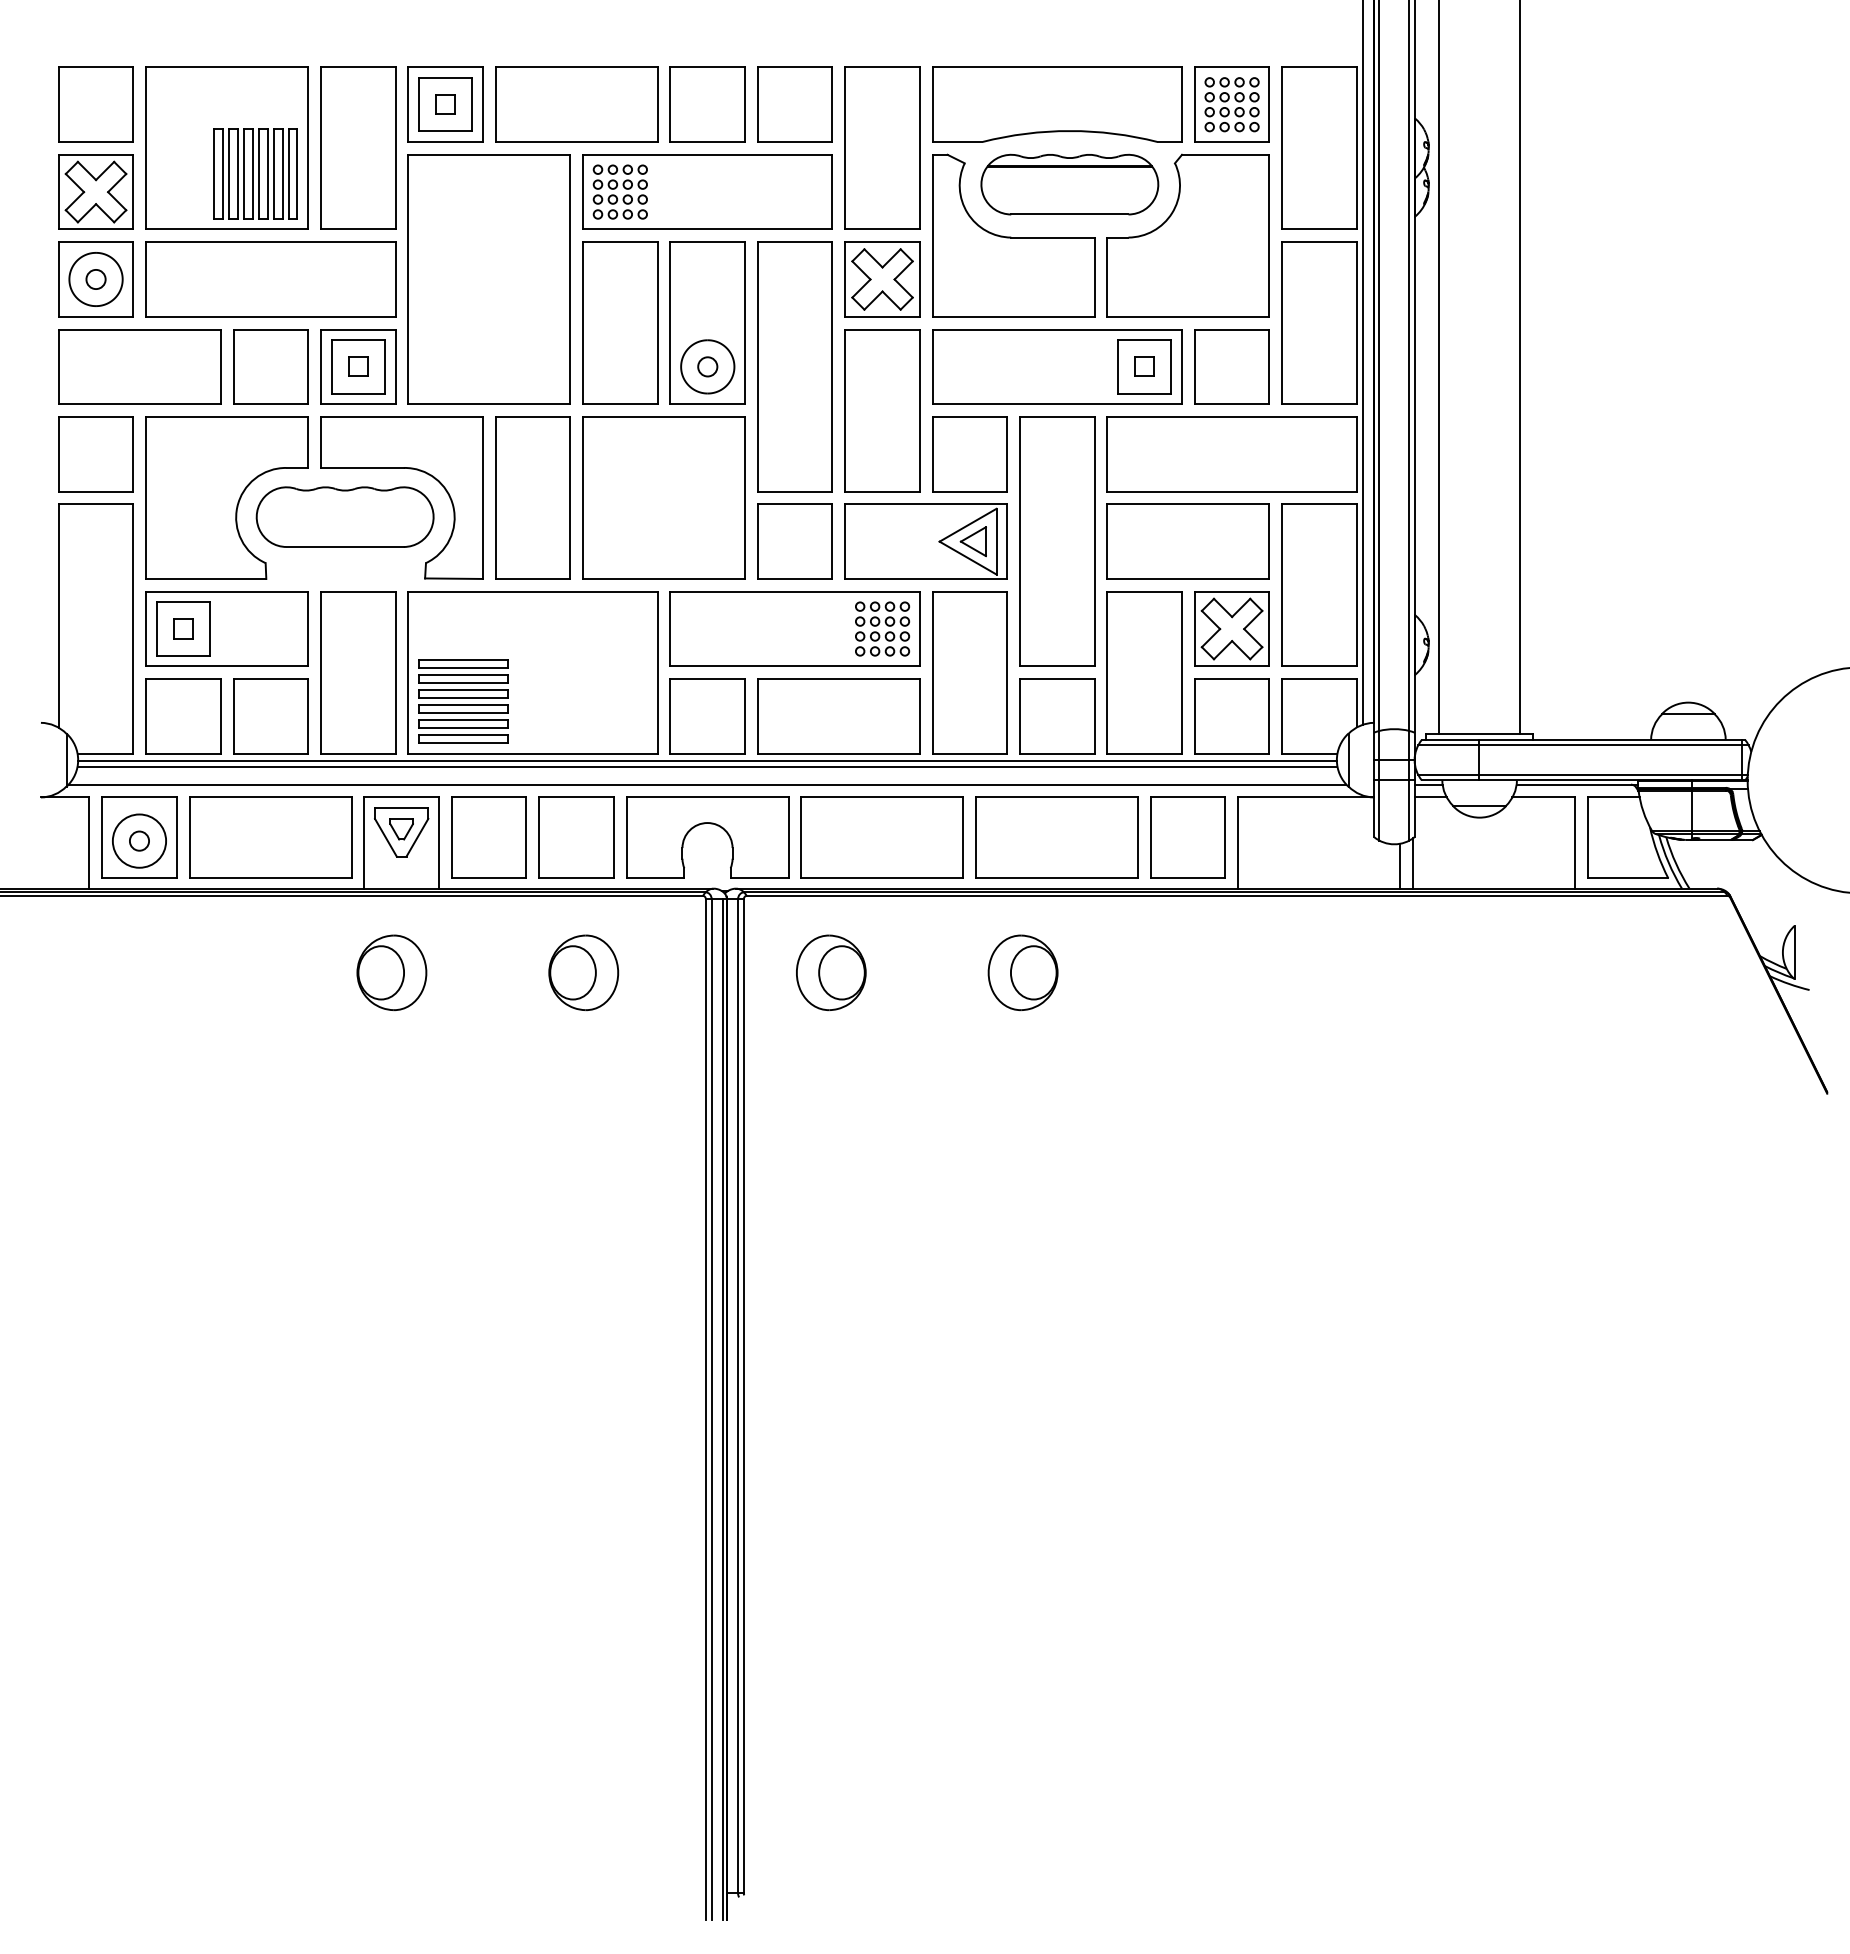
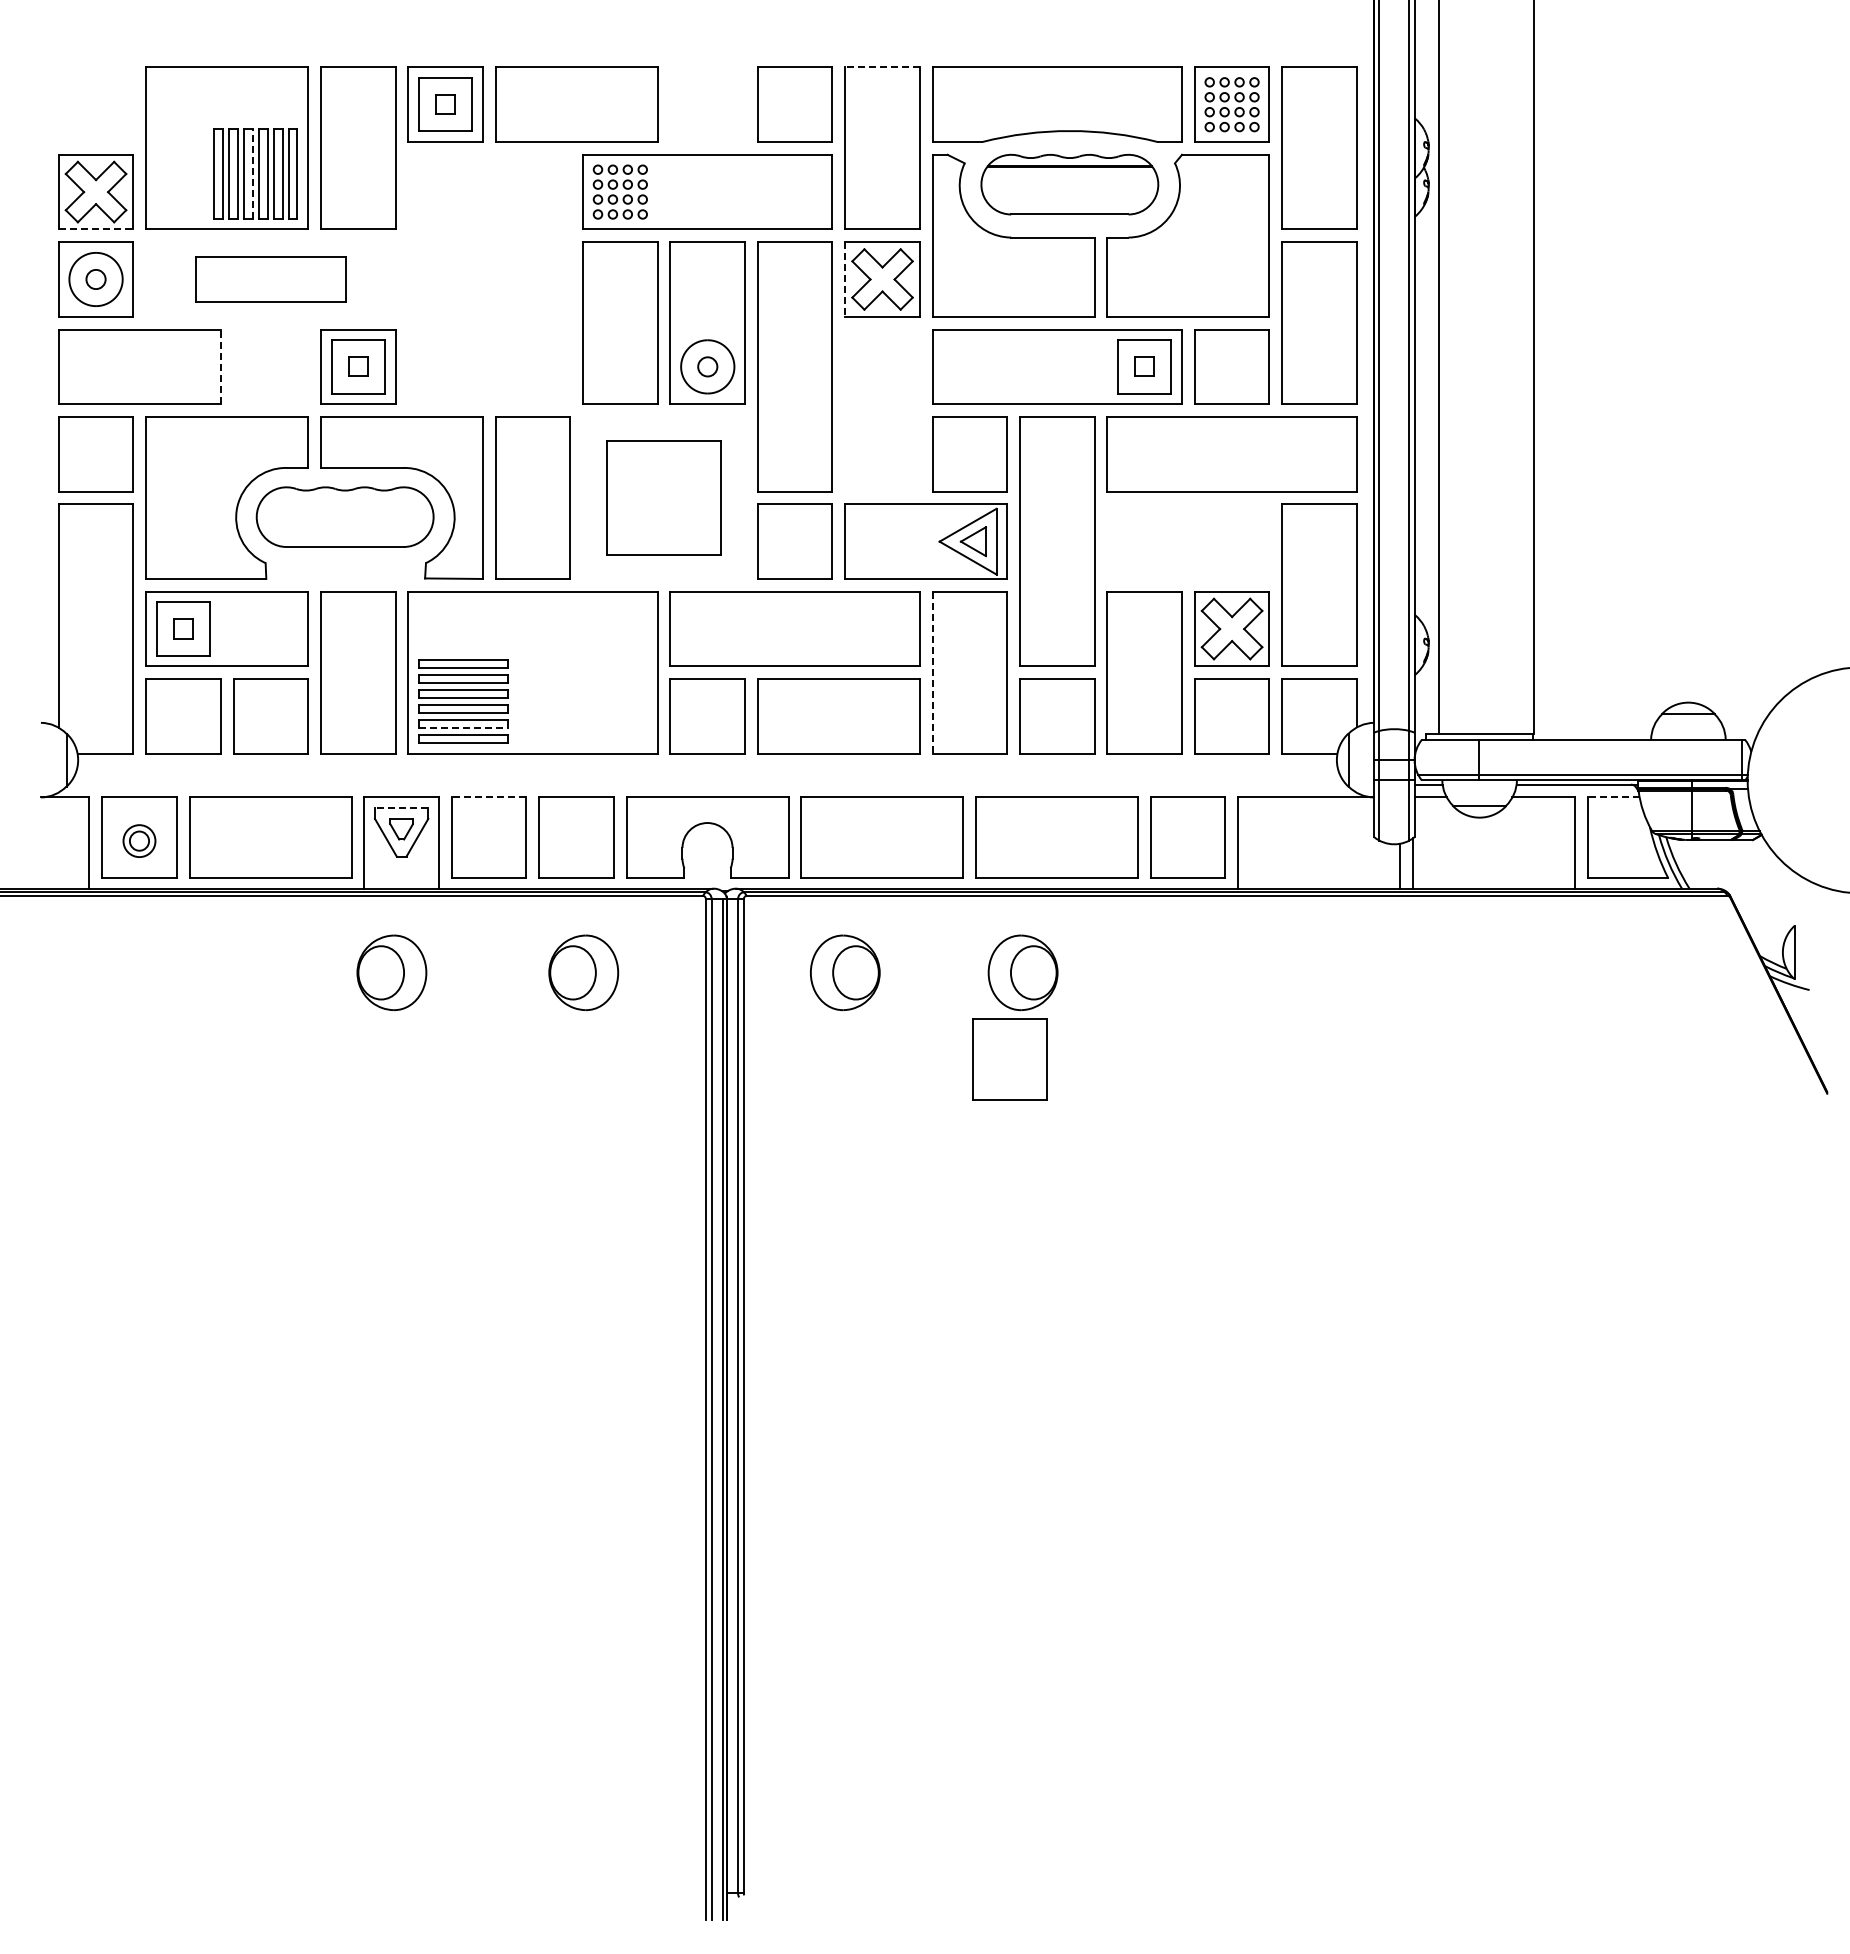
line: solid -> dashed (882, 67)
part: present -> none (95, 104)
part: present -> none (707, 104)
line: solid -> dashed (252, 174)
line: solid -> dashed (96, 229)
part size: 252x77 px -> 152x47 px (270, 279)
part: present -> none (488, 279)
line: solid -> dashed (845, 280)
line: present -> none (1362, 363)
line: solid -> dashed (220, 366)
part: present -> none (270, 366)
line position: (1520, 367) -> (1534, 367) (1534, 367)
part: present -> none (882, 410)
part size: 164x164 px -> 116x116 px (663, 497)
part: present -> none (1187, 541)
part: present -> none (882, 628)
line: solid -> dashed (932, 672)
line: solid -> dashed (463, 728)
line: present -> none (1583, 745)
line: present -> none (707, 761)
line: present -> none (707, 766)
line: present -> none (707, 784)
line: solid -> dashed (488, 797)
line: solid -> dashed (1613, 797)
line: solid -> dashed (401, 808)
circle diameter: 53 px -> 32 px (139, 841)
part position: (831, 972) -> (845, 972) (845, 972)
part: none -> present (1009, 1059)
